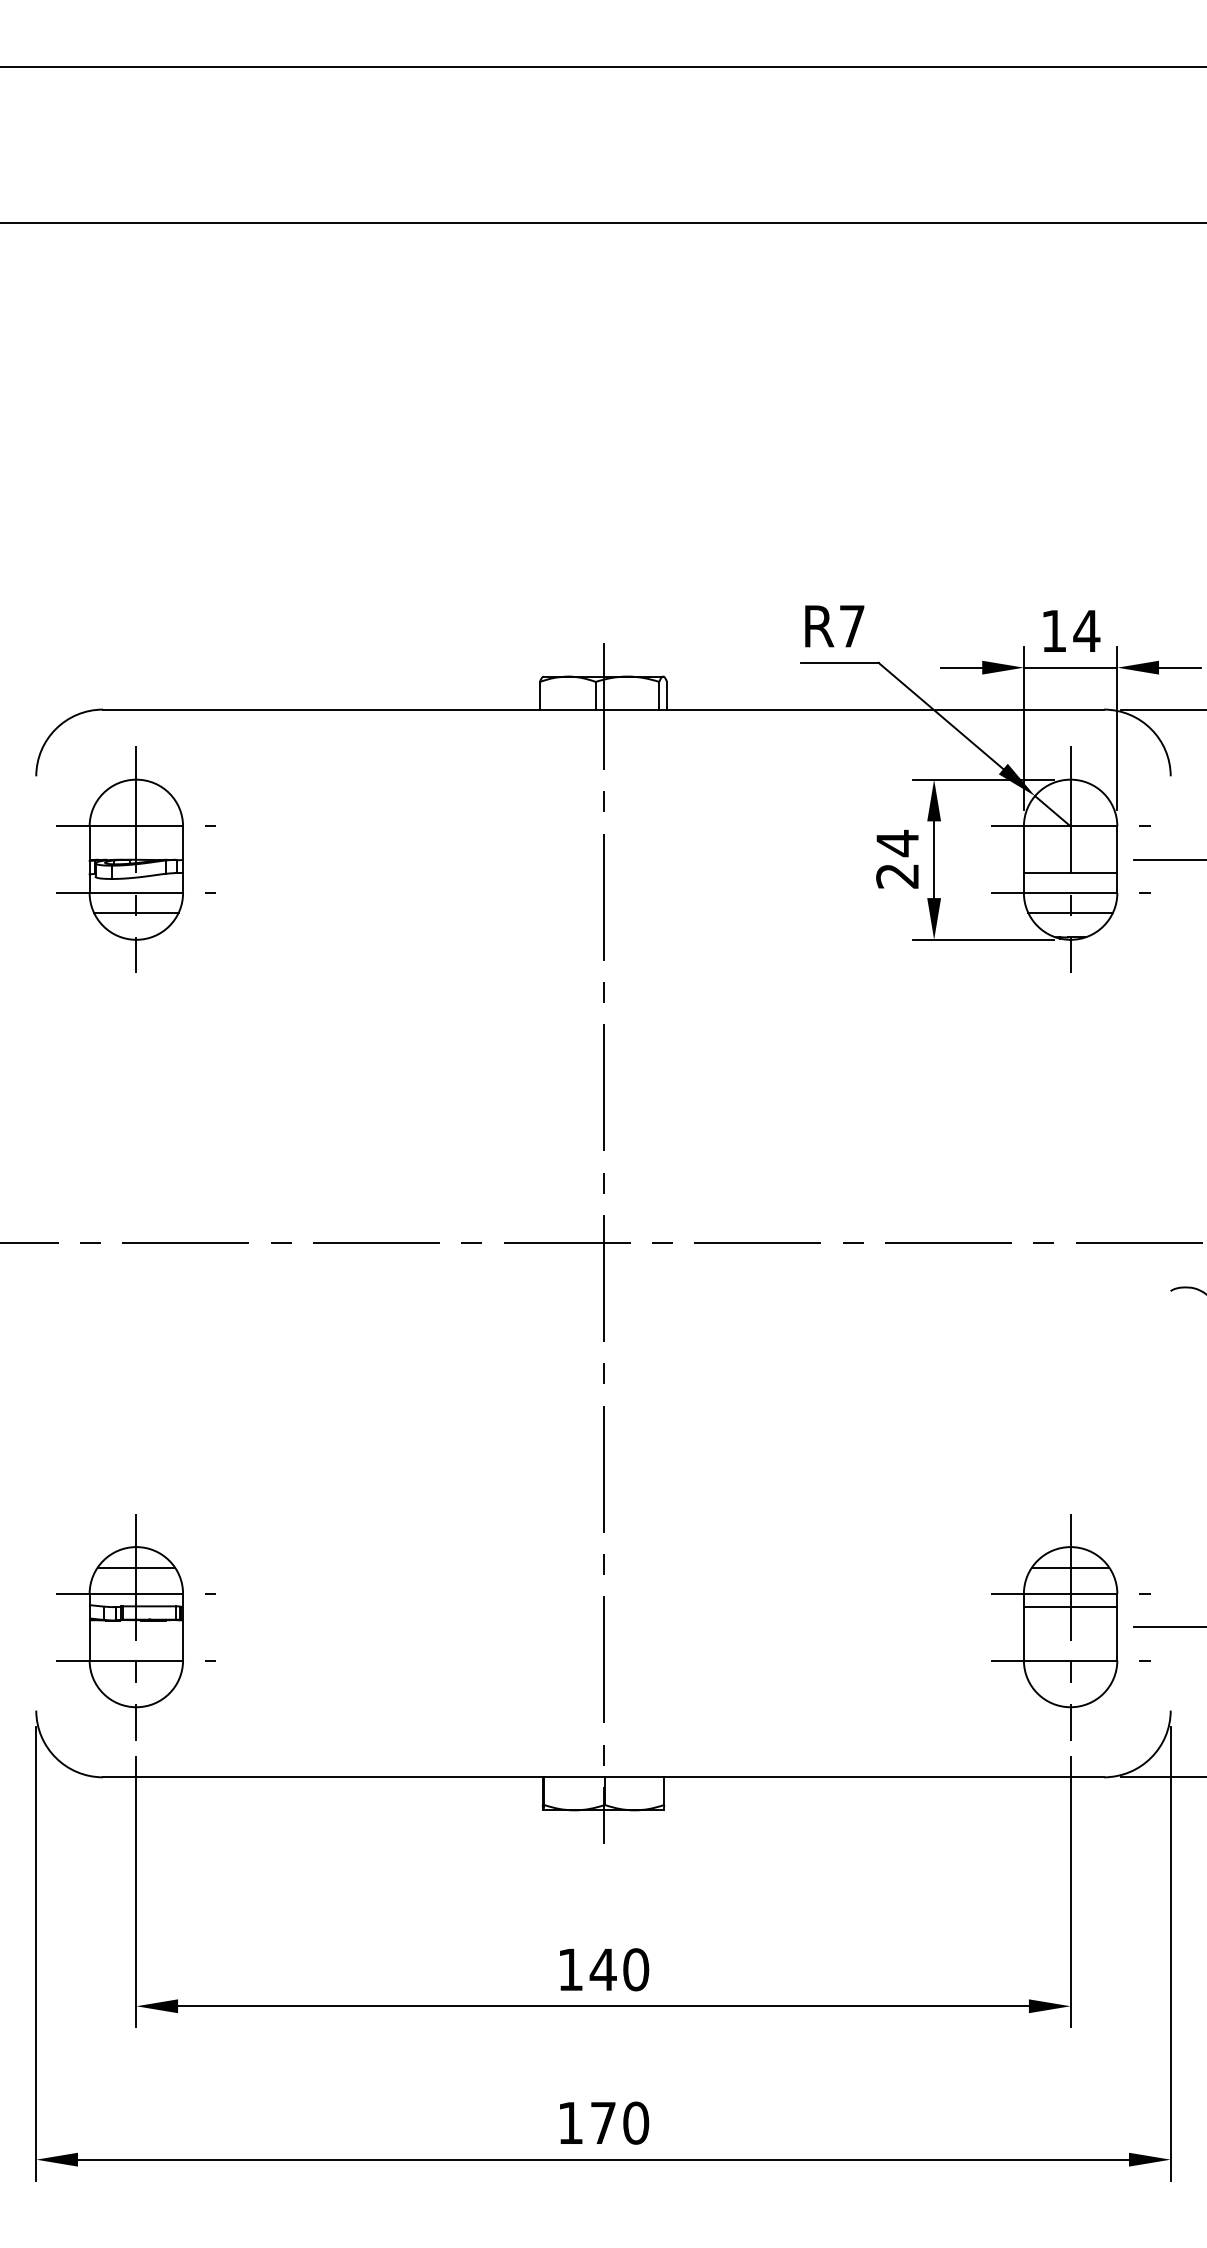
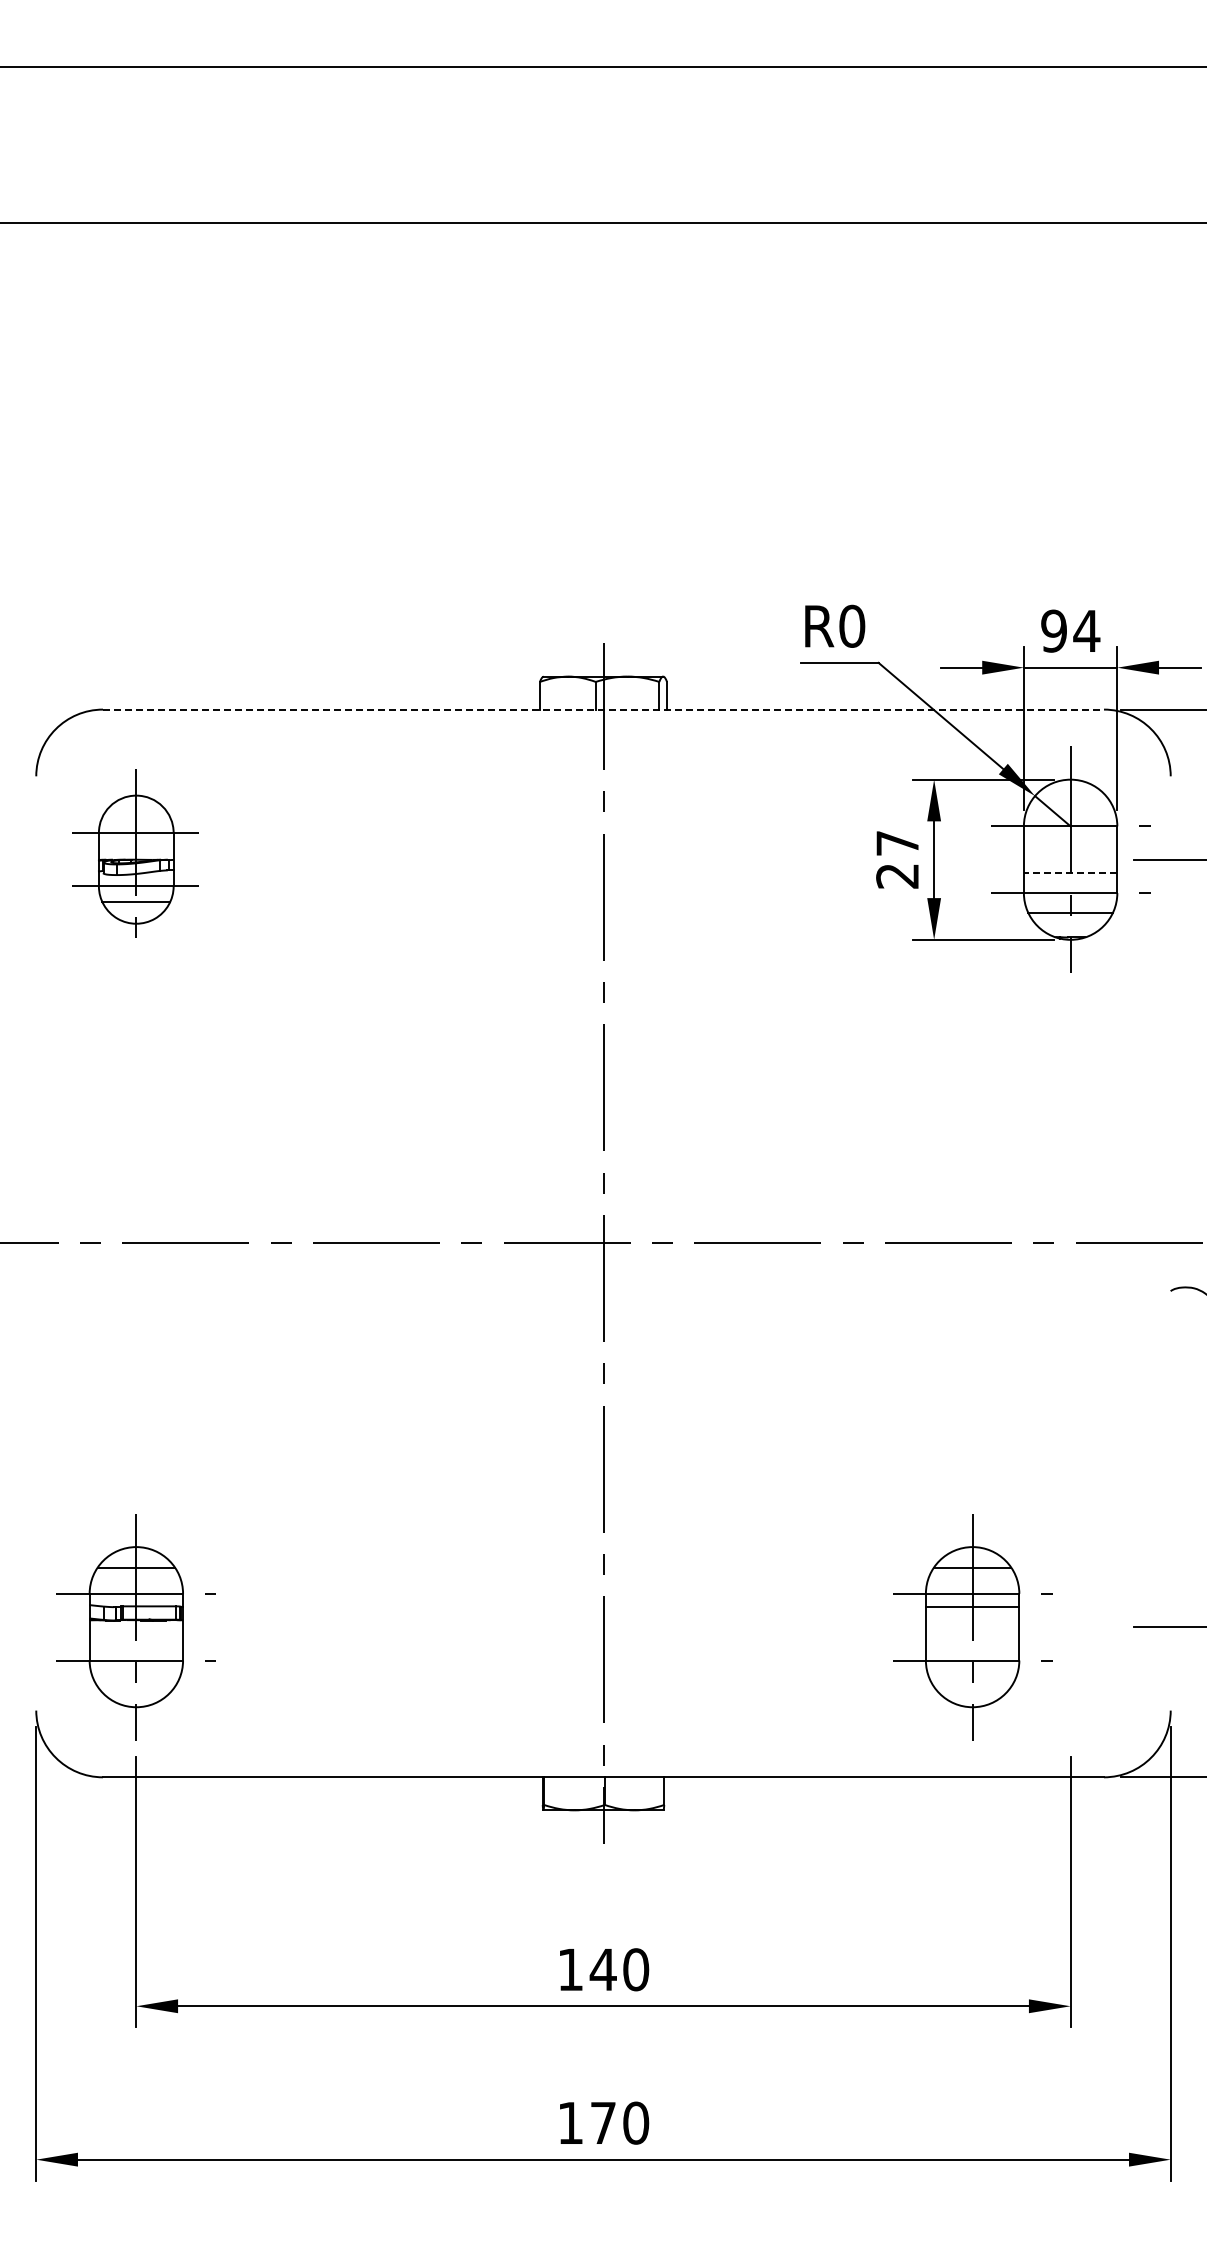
text: R7 -> R0 (852, 625)
text: 14 -> 94 (1053, 630)
line: solid -> dashed (604, 709)
text: 24 -> 27 (897, 843)
part size: 160x227 px -> 127x169 px (135, 853)
line: solid -> dashed (1070, 873)
part position: (1070, 1627) -> (972, 1627) (972, 1627)
